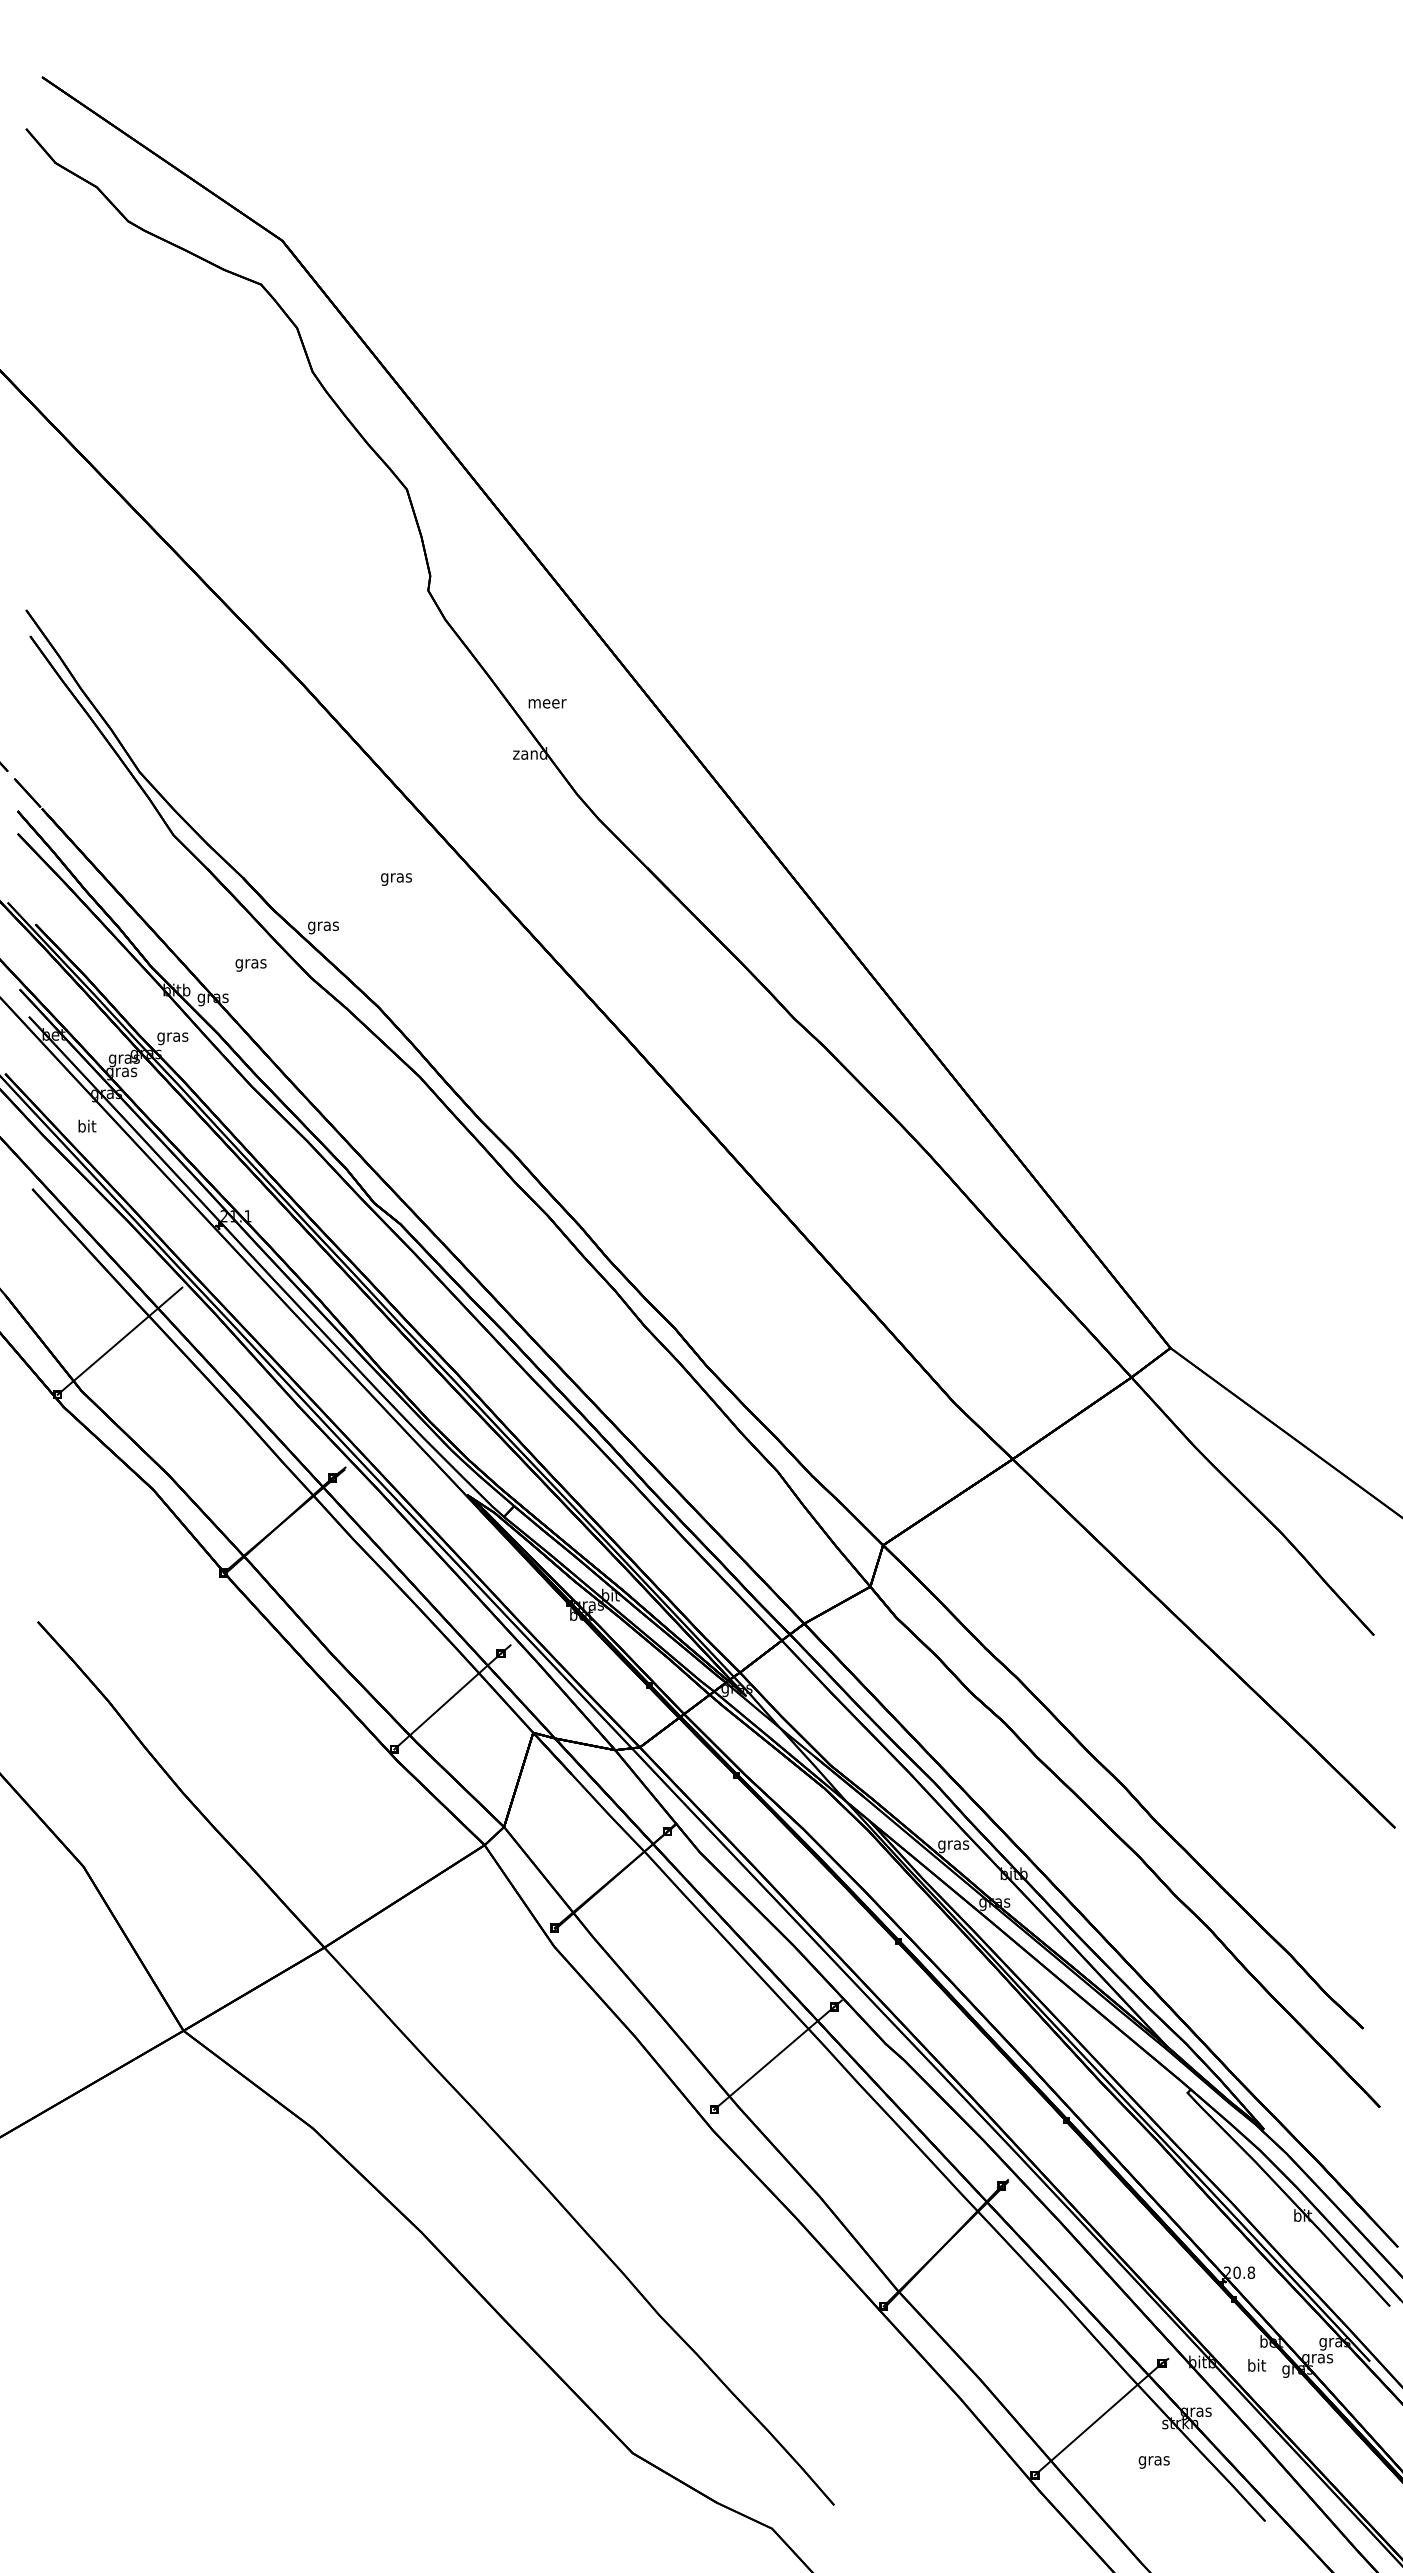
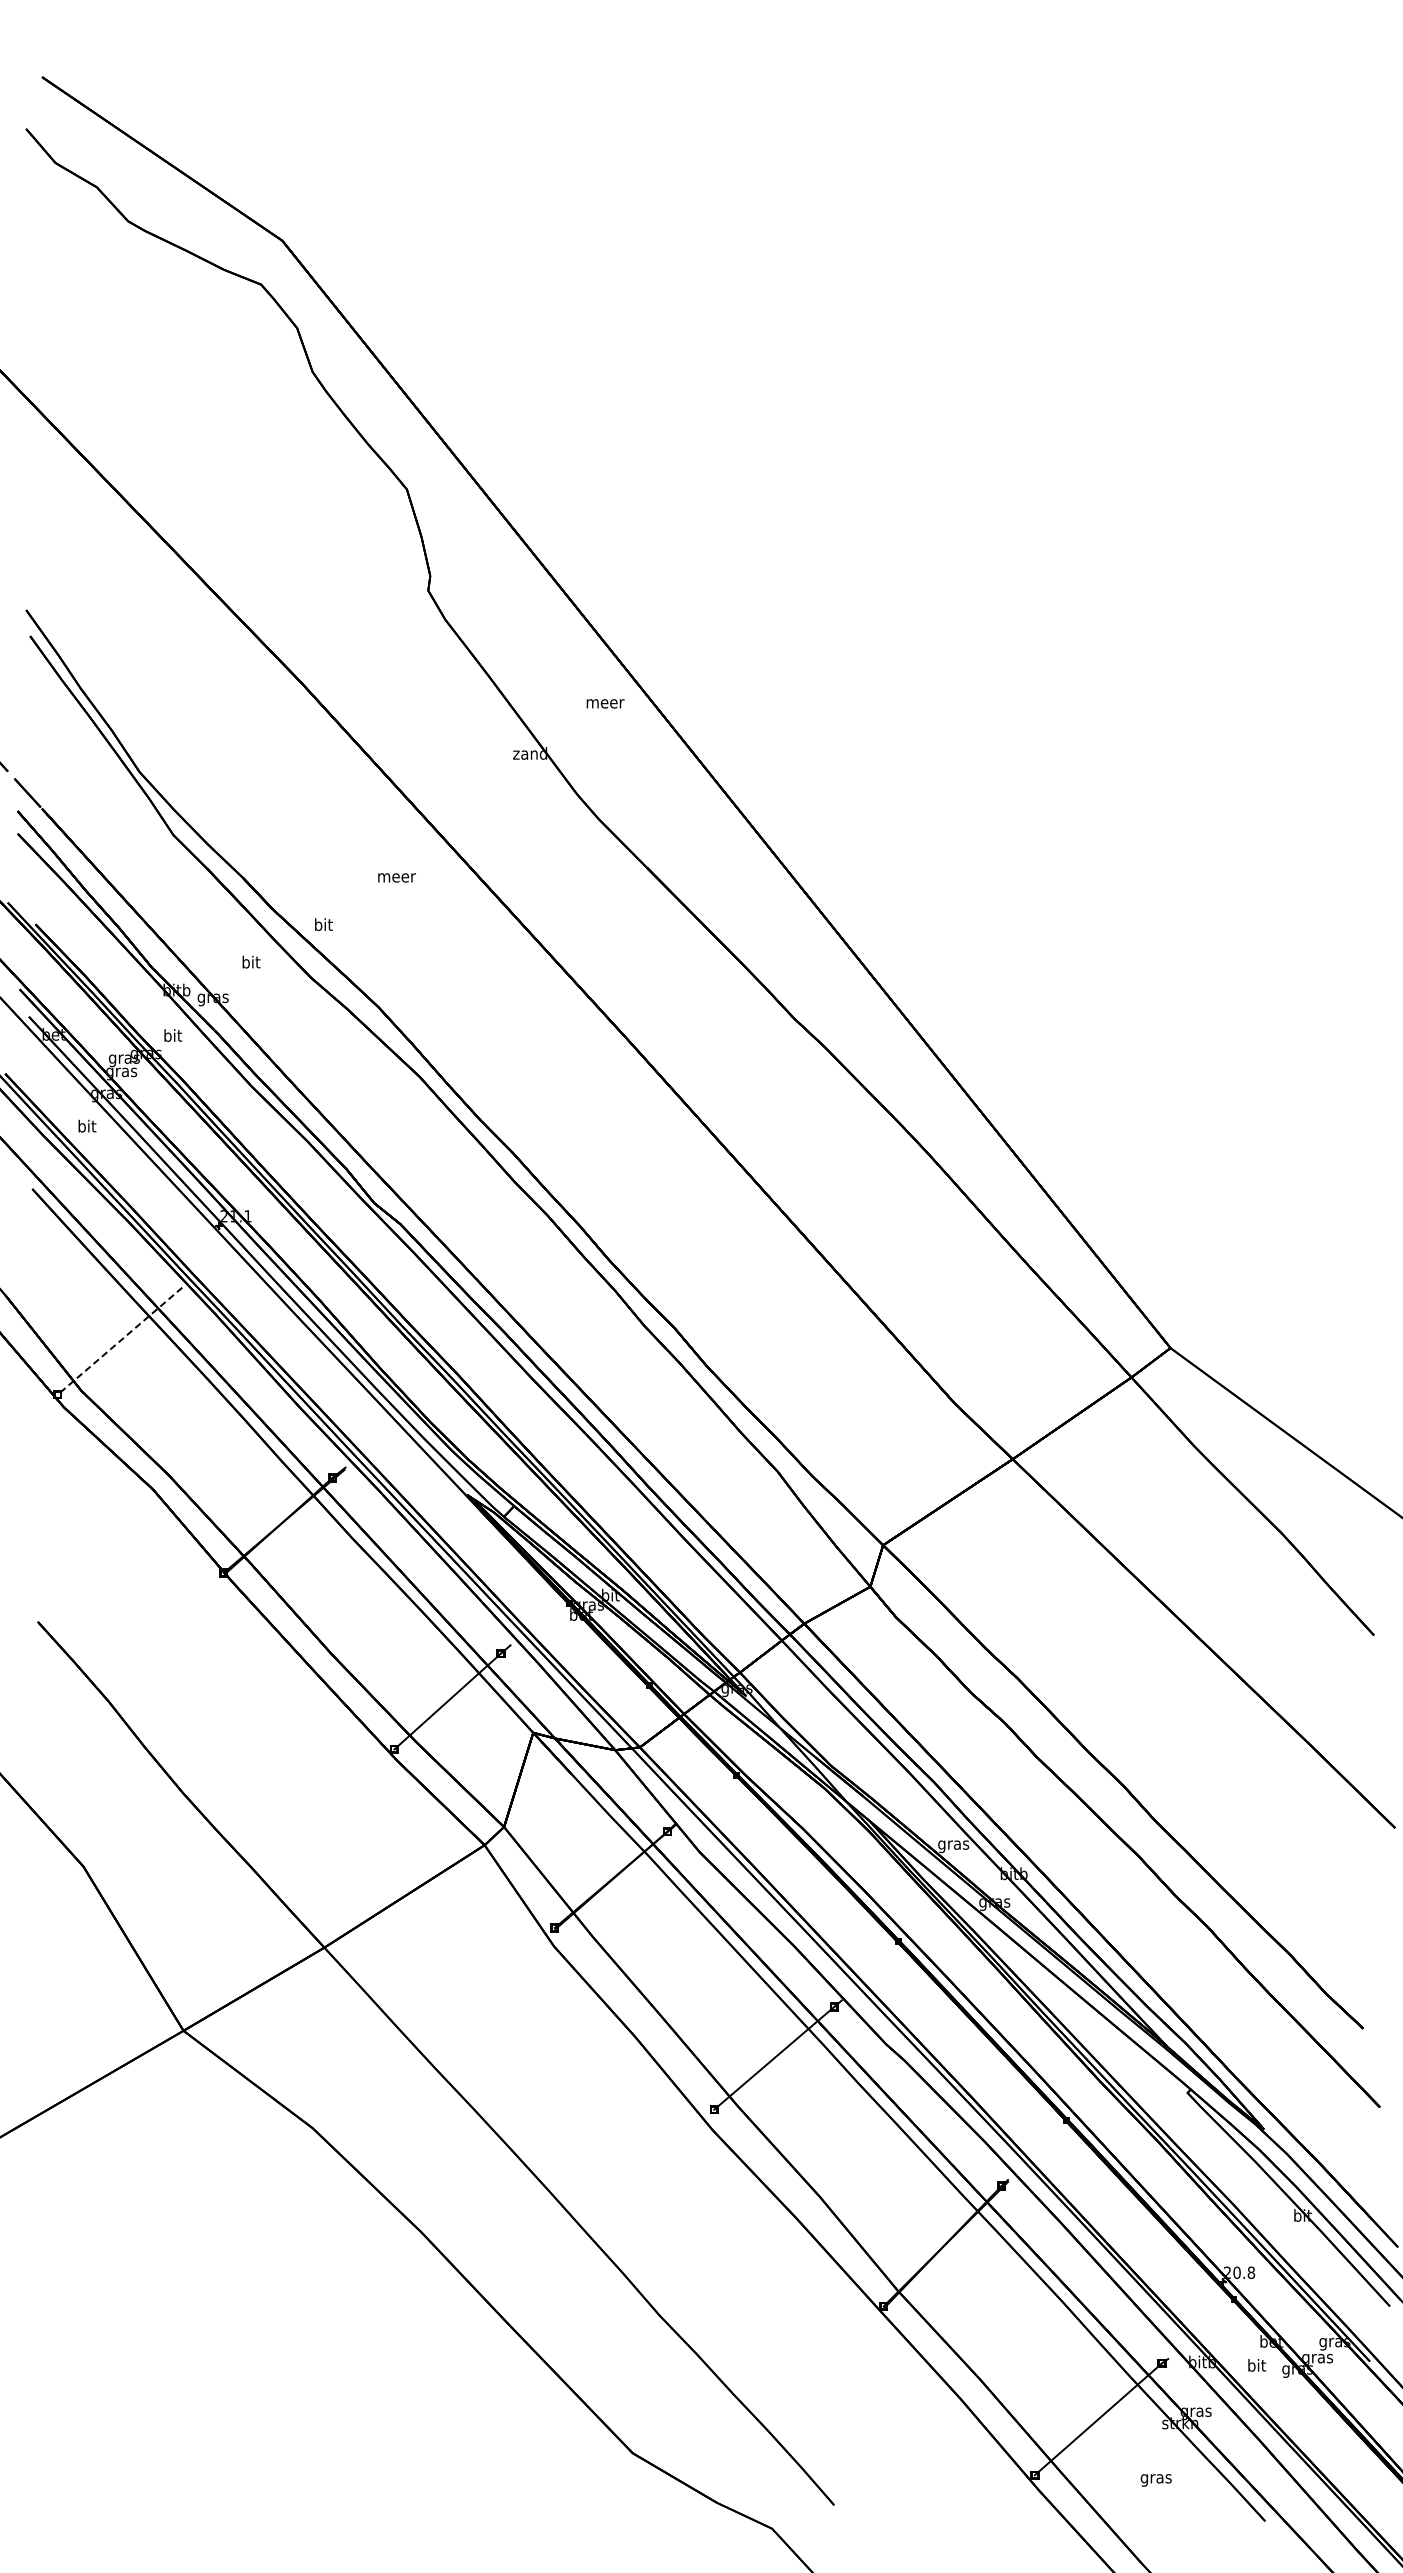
text position: (547, 703) -> (605, 703) (605, 703)
text: gras -> meer (396, 879)
text: gras -> bit (323, 926)
text: gras -> bit (250, 963)
text: gras -> bit (172, 1037)
line: solid -> dashed (119, 1341)
text position: (1153, 2462) -> (1155, 2480) (1155, 2480)
